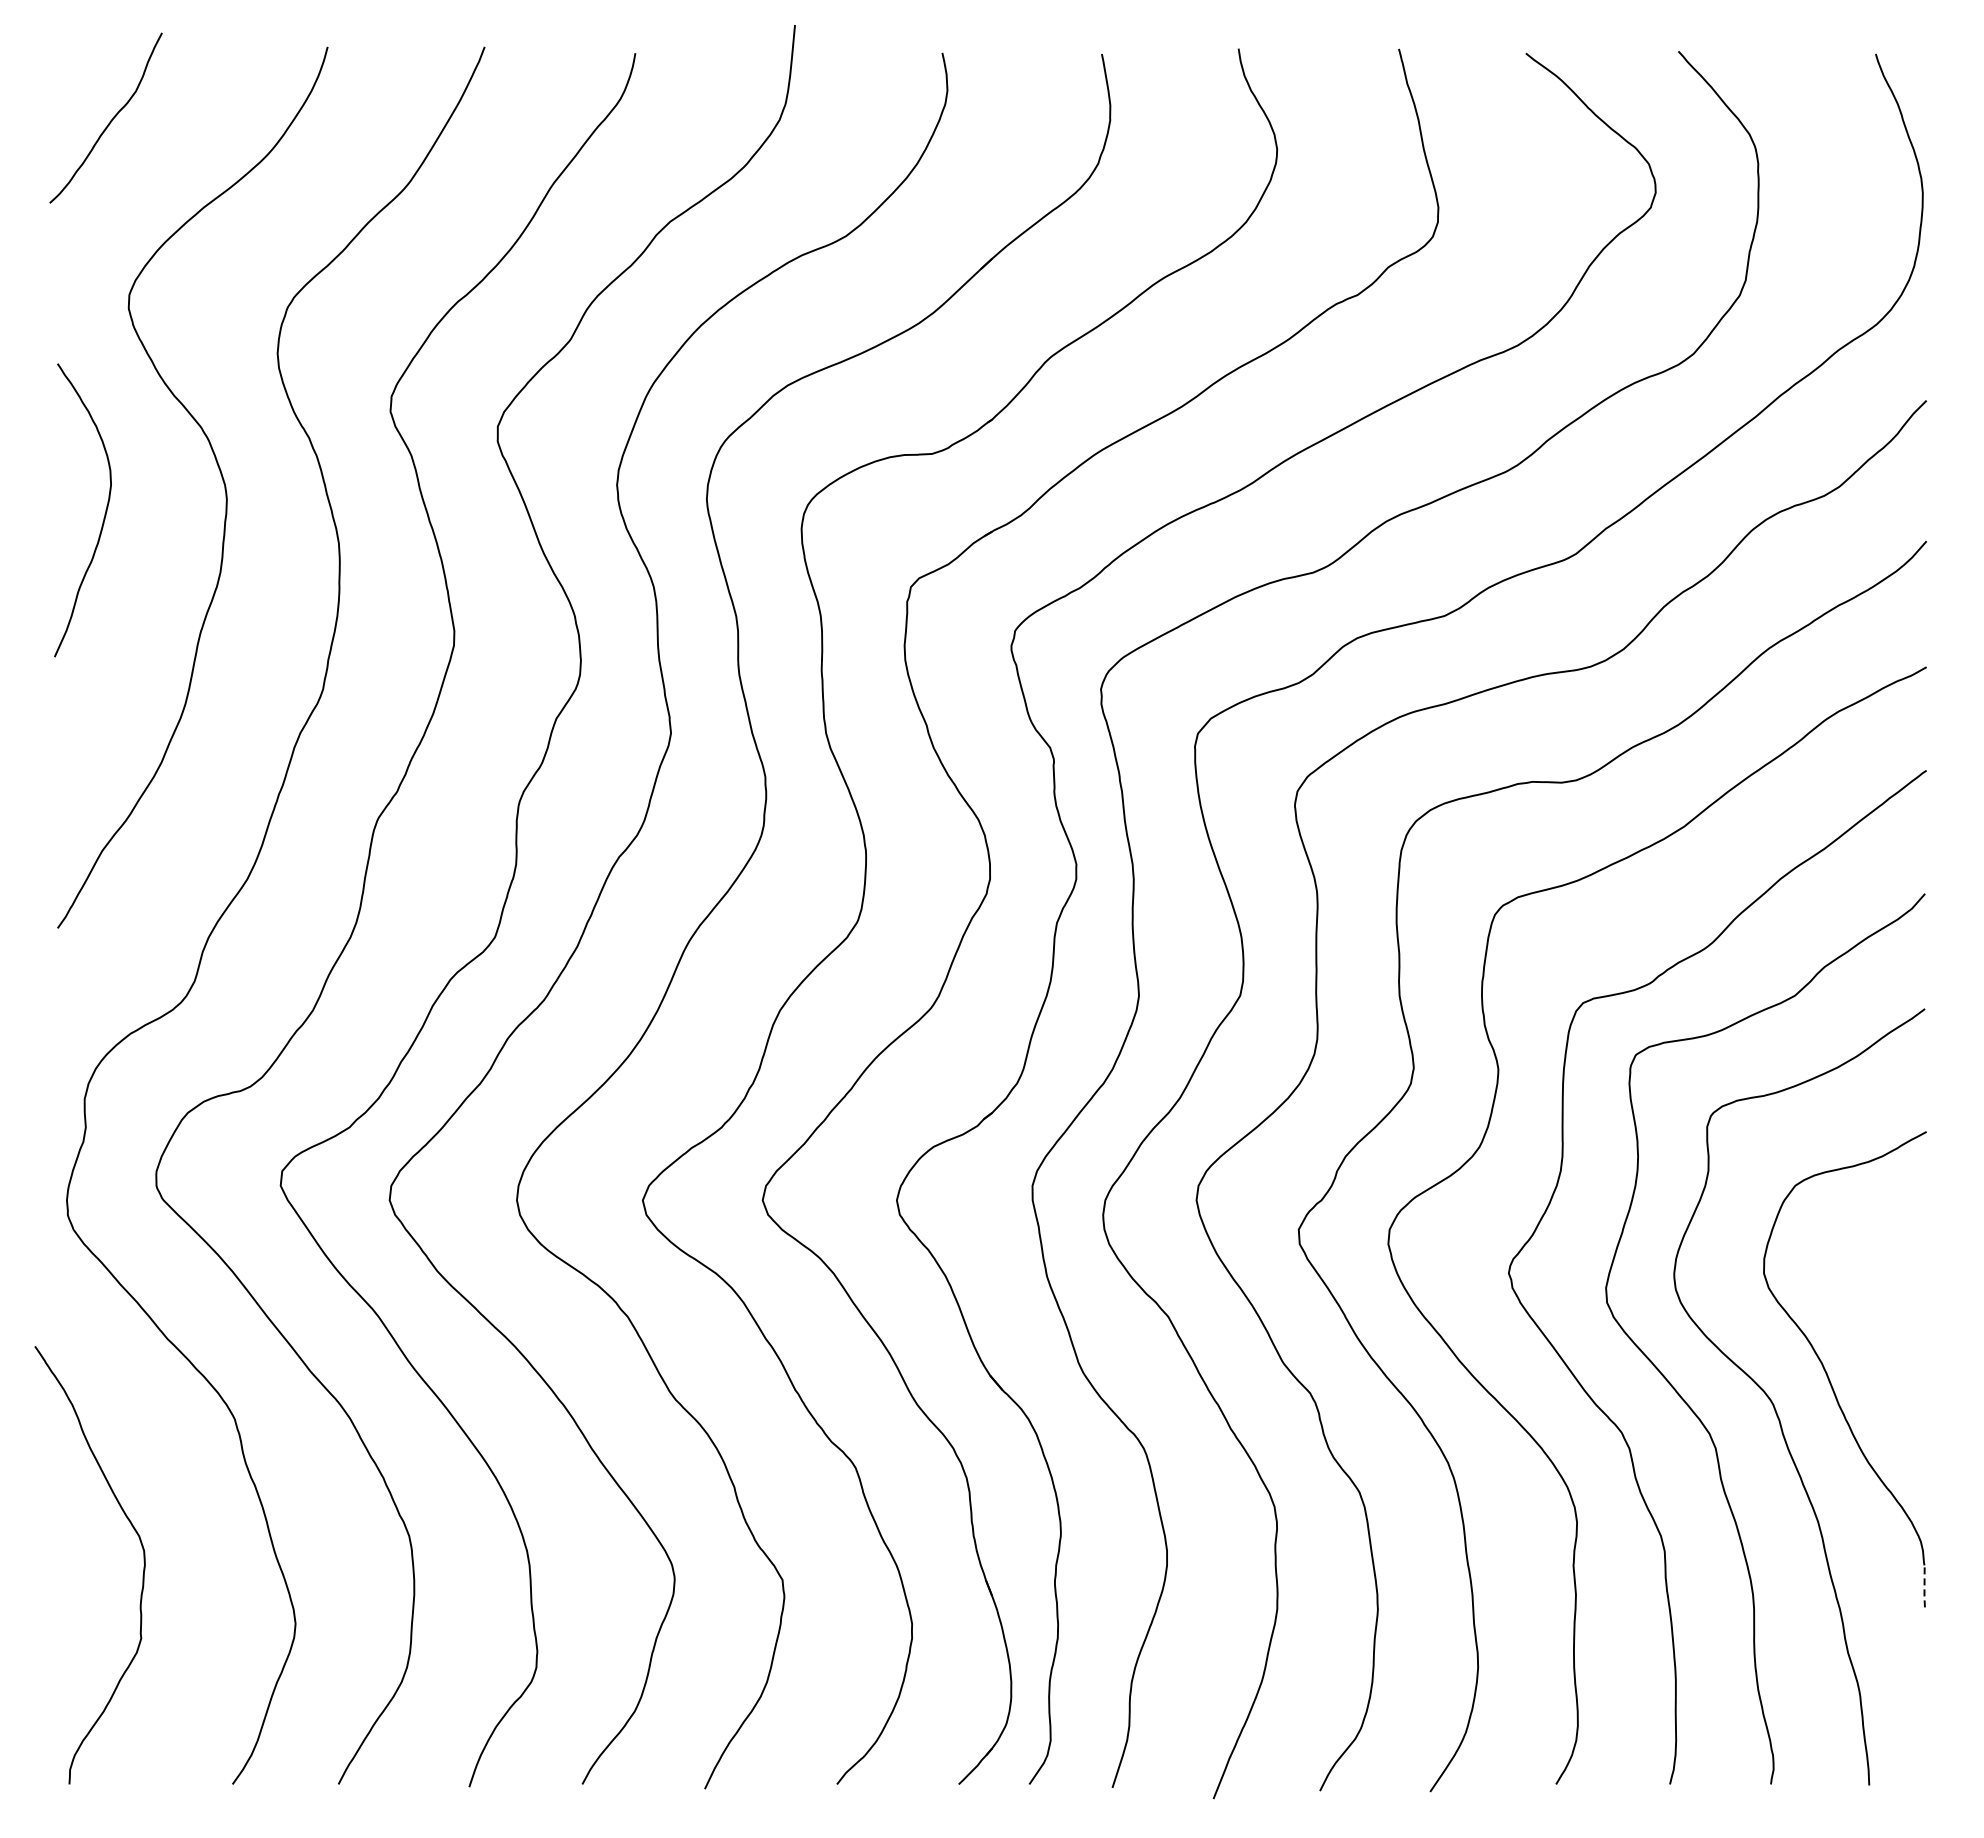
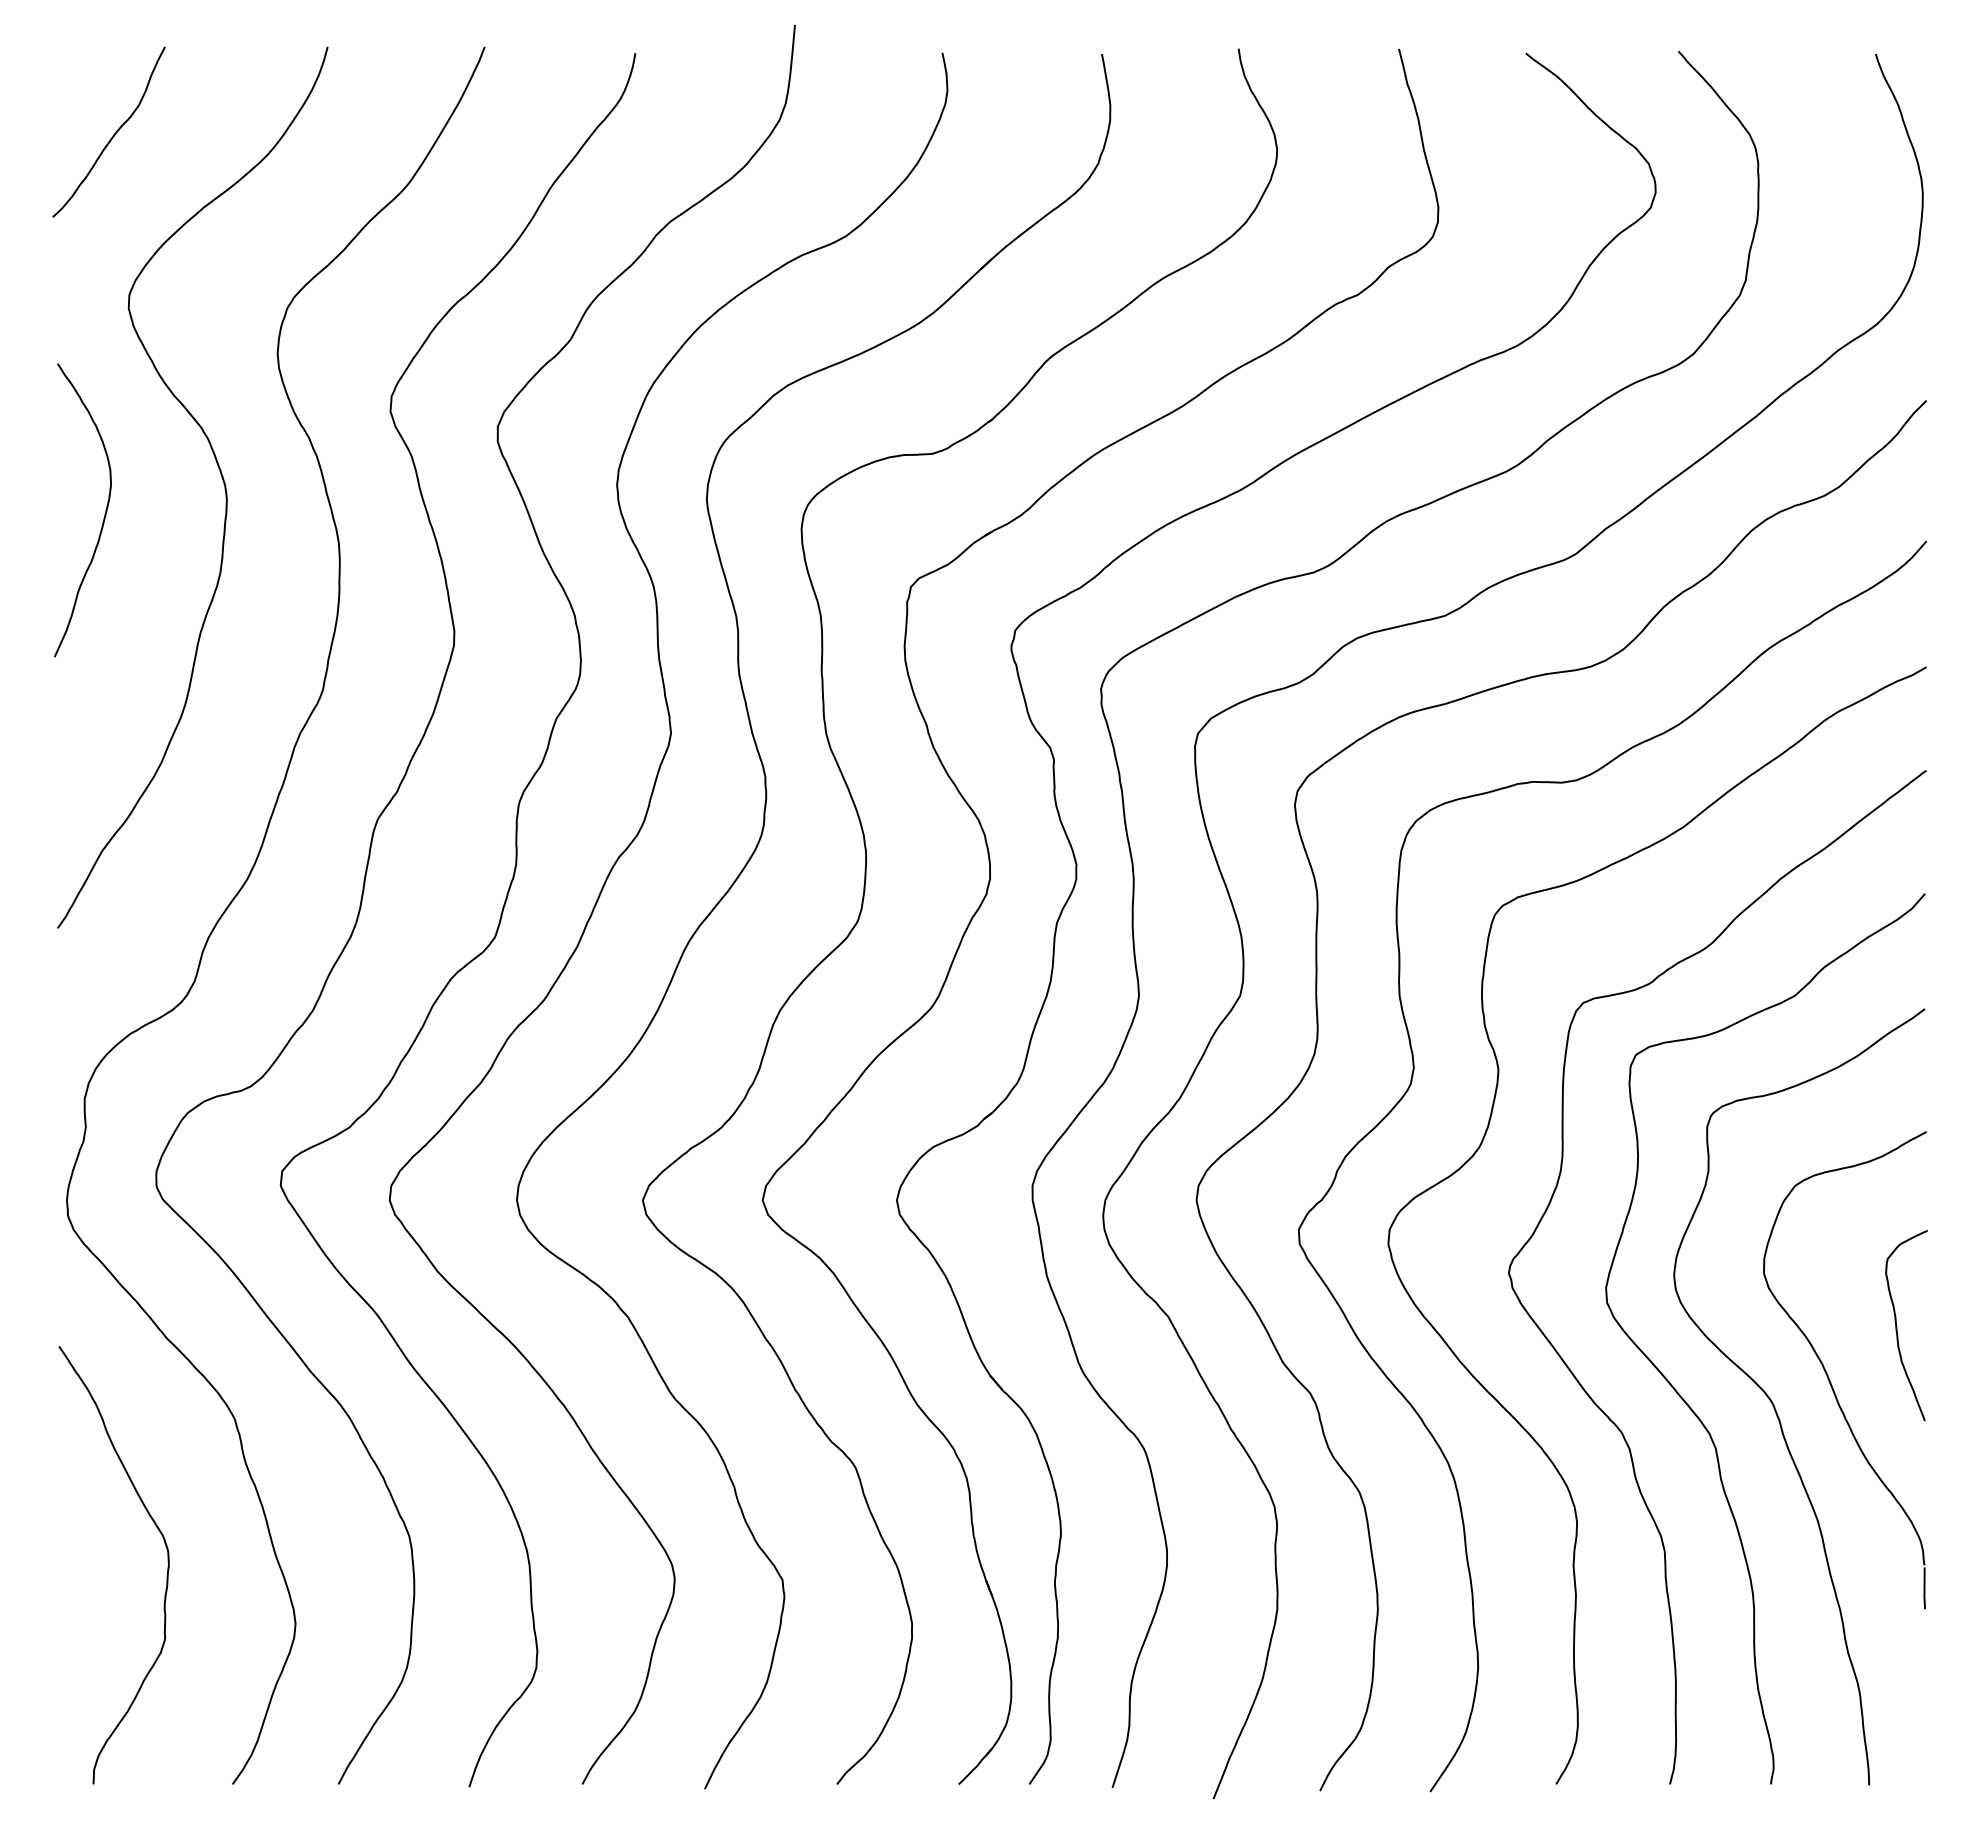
curve position: (109, 121) -> (112, 135) (112, 135)
curve: none -> present (1897, 1326)
curve position: (142, 1575) -> (166, 1575) (166, 1575)
line: dashed -> solid (1924, 1588)
